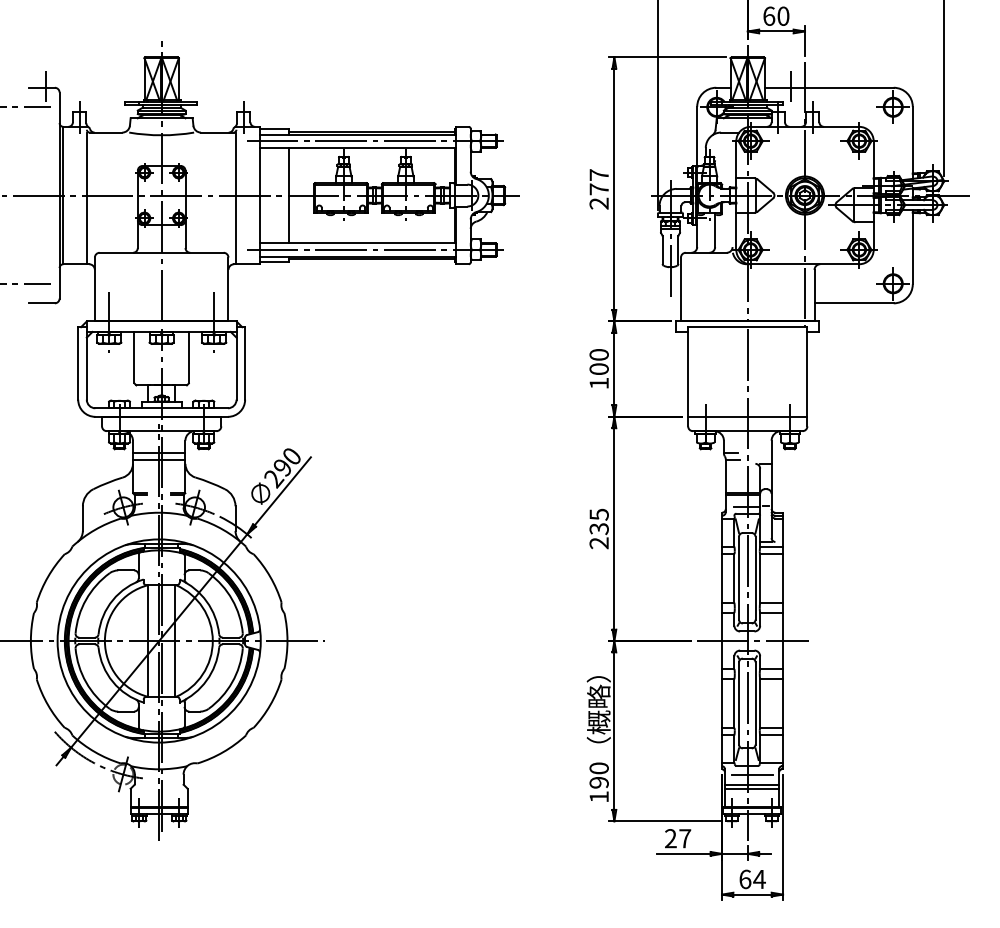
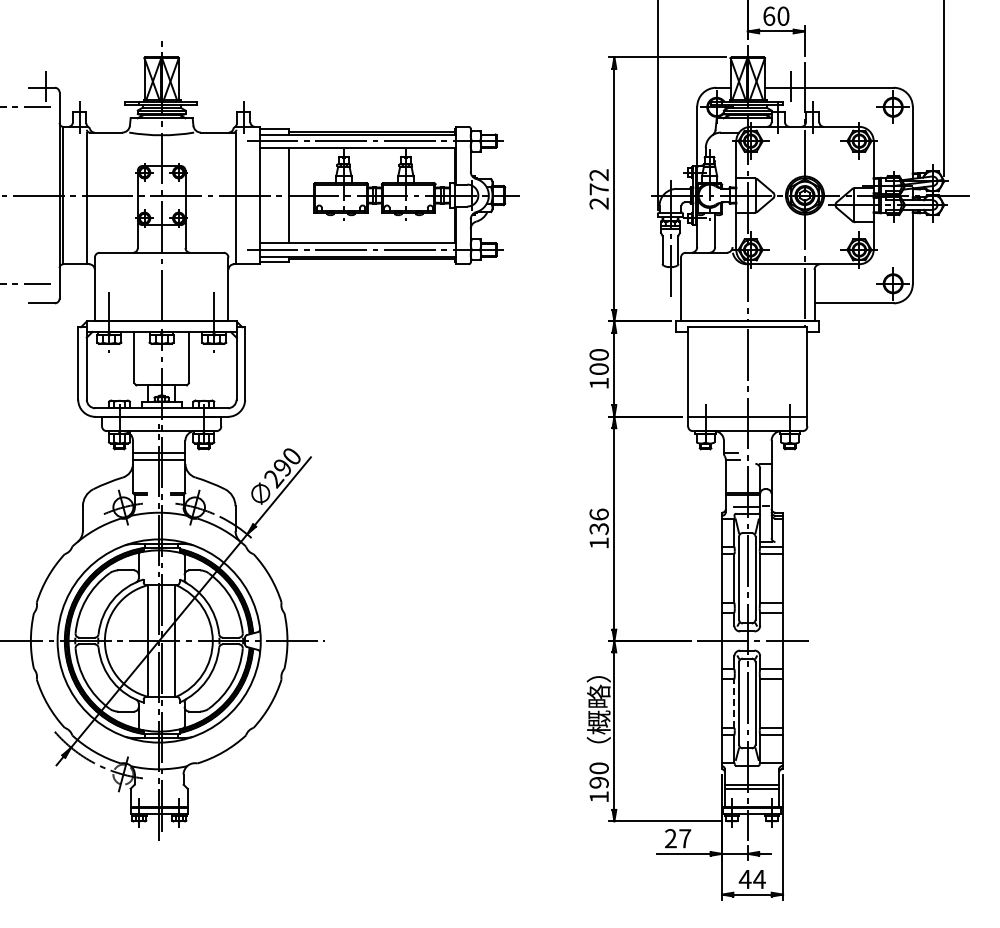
text: 277 -> 272 (598, 174)
text: 235 -> 136 (598, 528)
line: solid -> dashed (734, 703)
line: present -> none (751, 774)
text: 64 -> 44 (744, 879)
